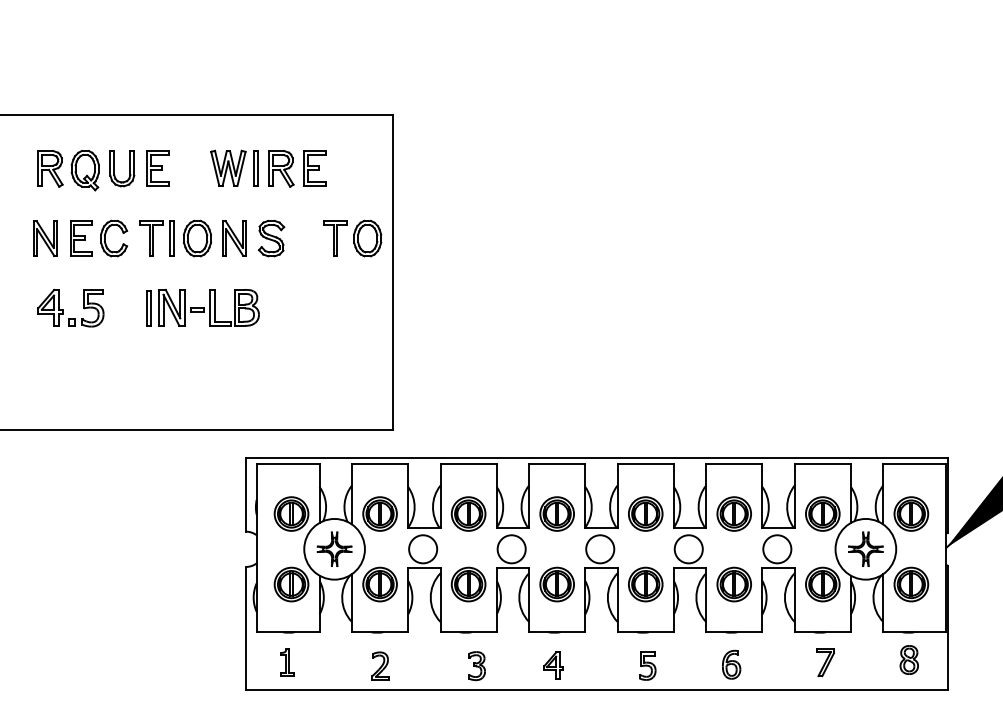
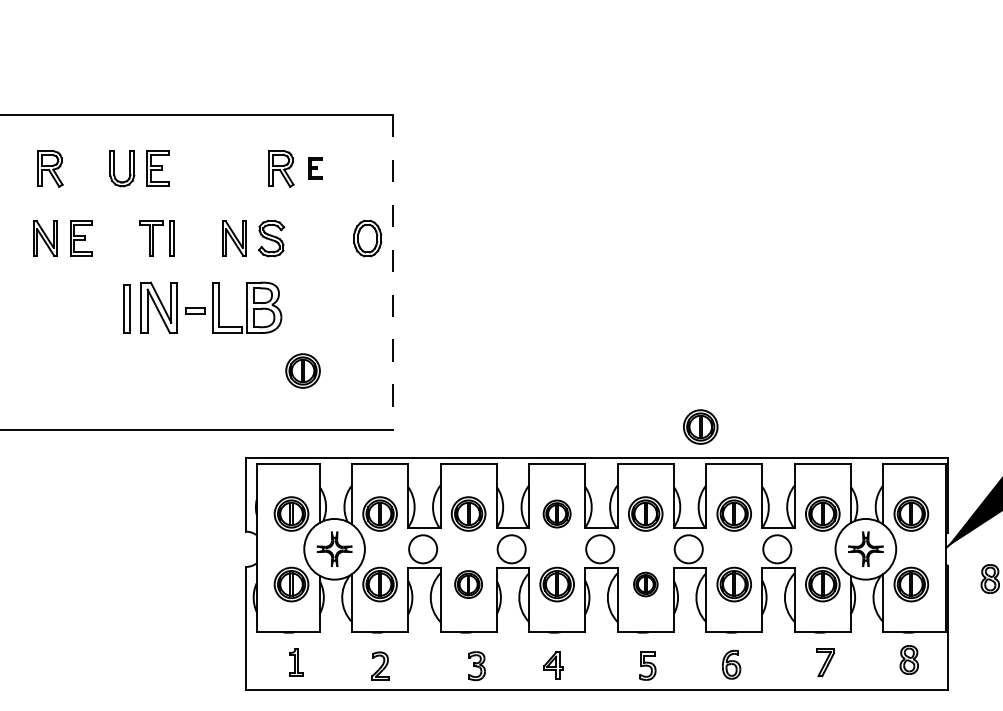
part: present -> none (234, 167)
part size: 24x37 px -> 15x23 px (315, 168)
part: present -> none (84, 170)
part: present -> none (106, 234)
part: present -> none (197, 238)
part: present -> none (335, 238)
line: solid -> dashed (393, 272)
part size: 114x38 px -> 160x53 px (202, 307)
part: present -> none (63, 309)
part: none -> present (302, 370)
part: none -> present (700, 426)
part size: 36x36 px -> 30x30 px (556, 513)
part: none -> present (989, 578)
part size: 37x37 px -> 29x29 px (468, 584)
part size: 36x37 px -> 26x27 px (645, 584)
part position: (287, 662) -> (296, 662) (296, 662)
